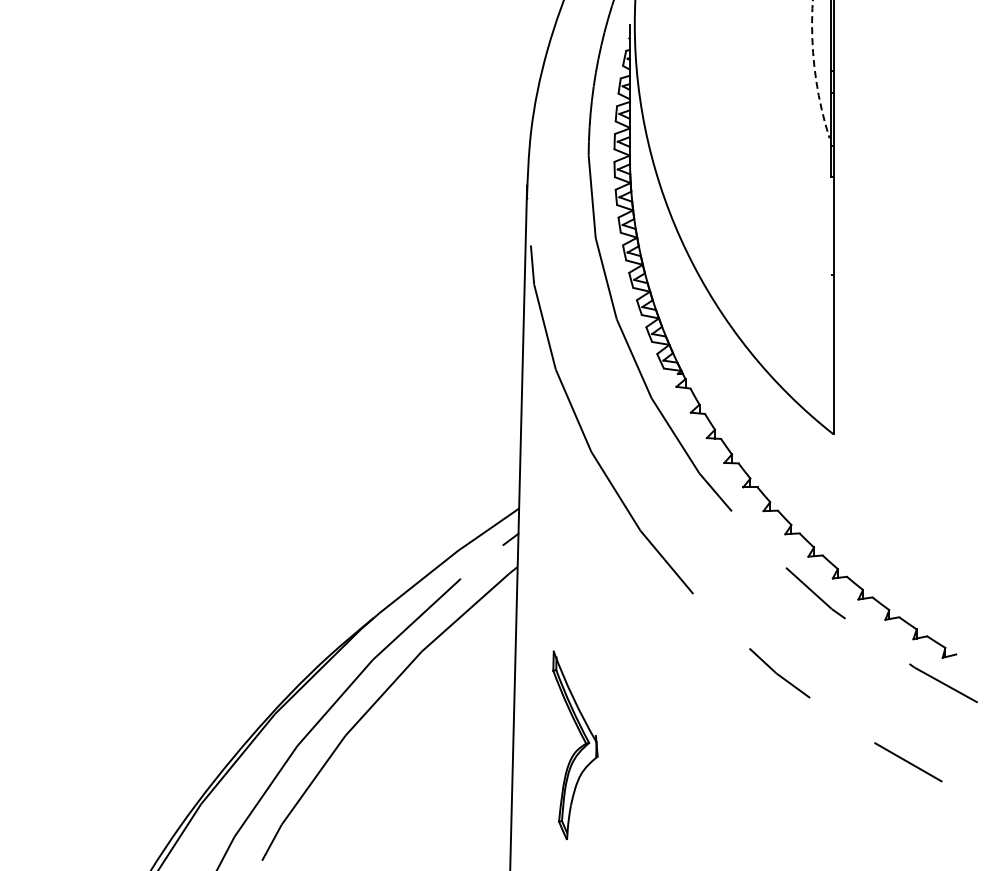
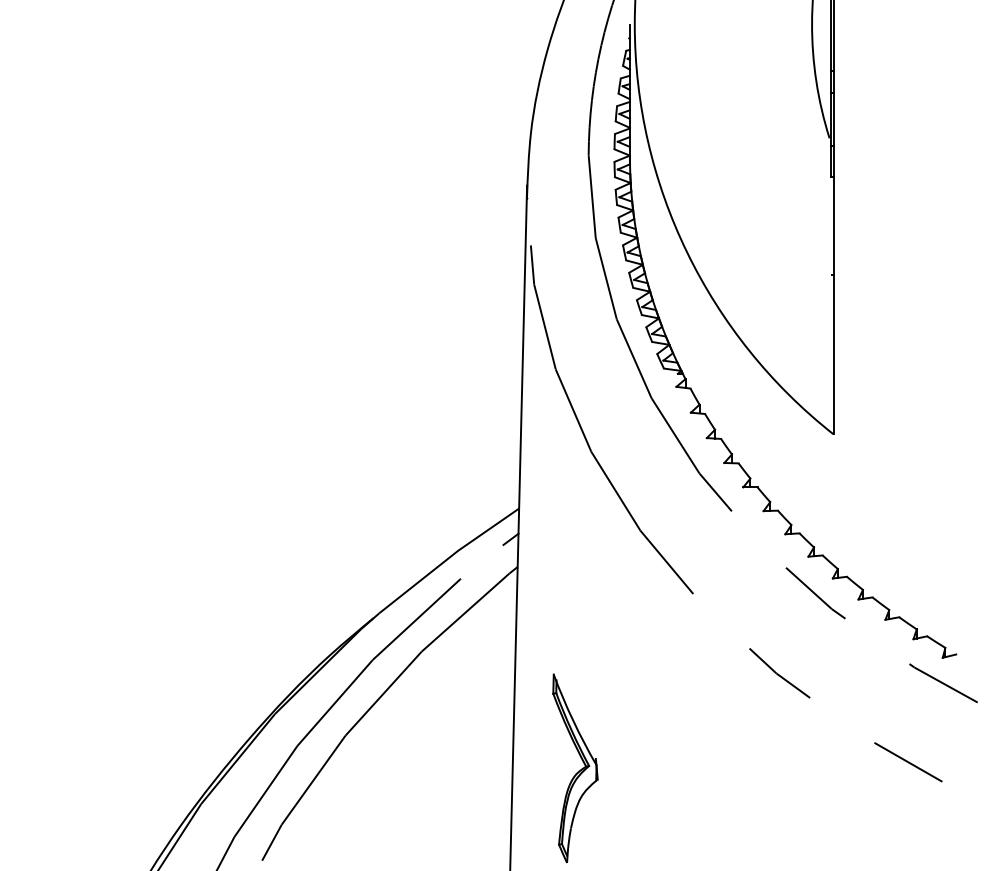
arc: dashed -> solid (814, 69)
part position: (575, 745) -> (575, 768) (575, 768)
